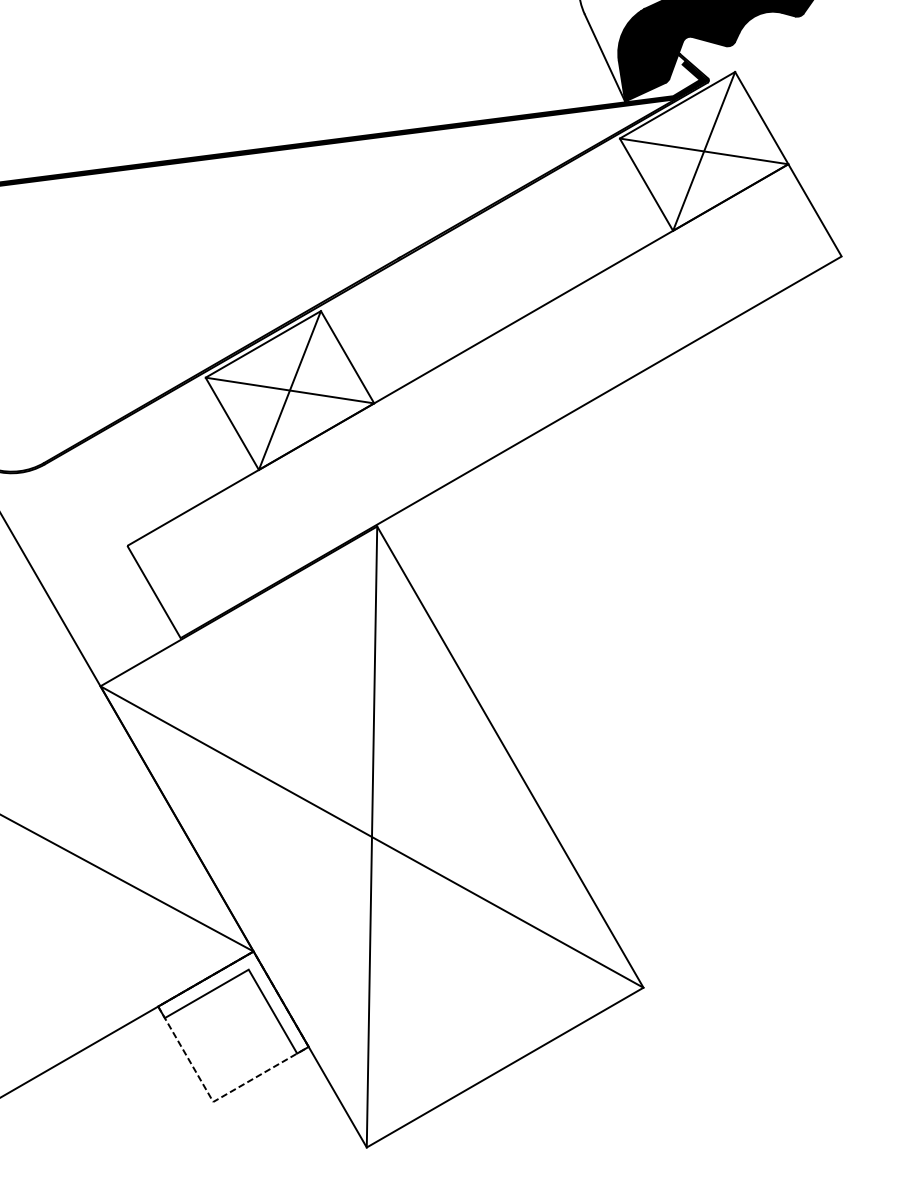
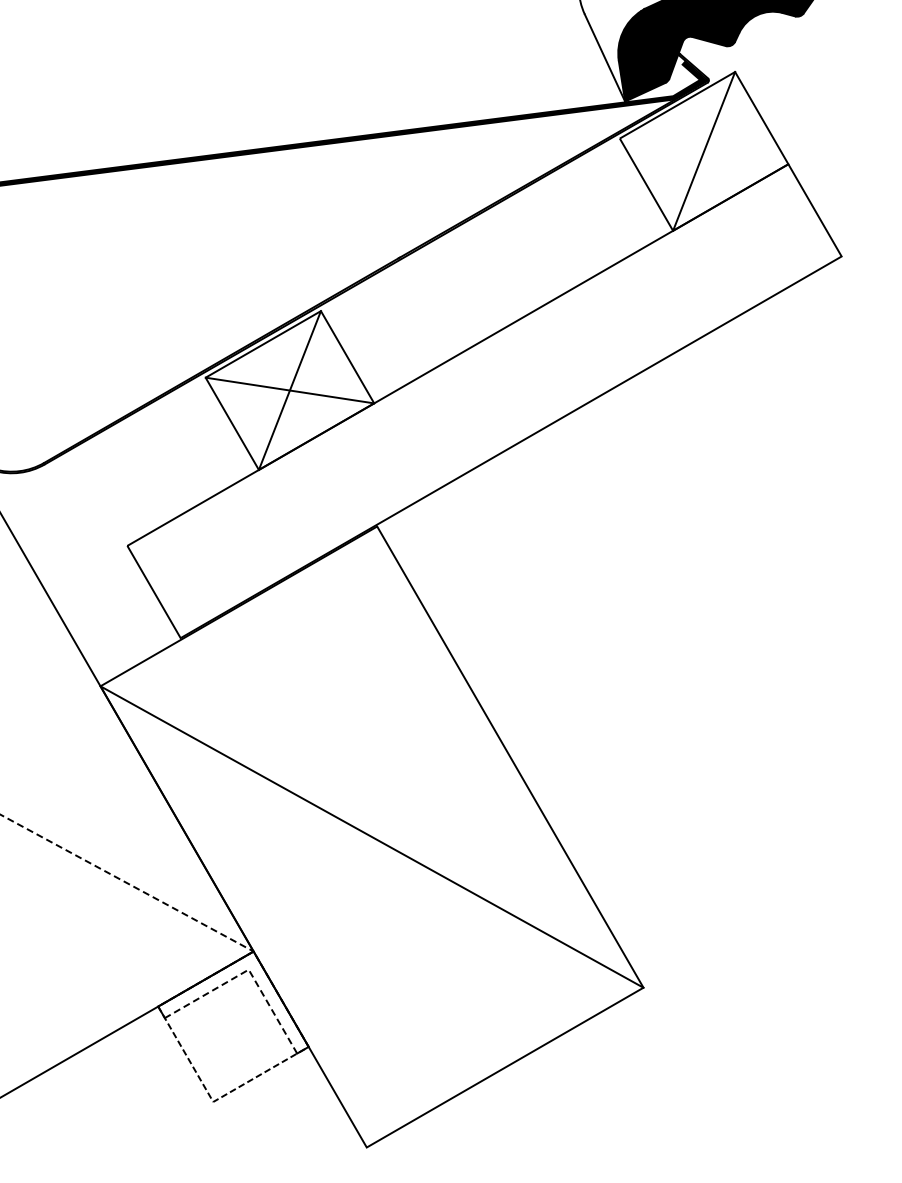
line: present -> none (703, 151)
line: present -> none (371, 836)
line: solid -> dashed (127, 883)
line: solid -> dashed (248, 969)
